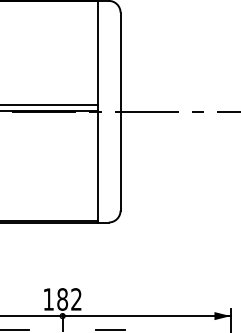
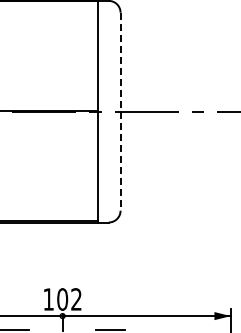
line: present -> none (50, 104)
line: solid -> dashed (120, 111)
text: 182 -> 102 (62, 299)
